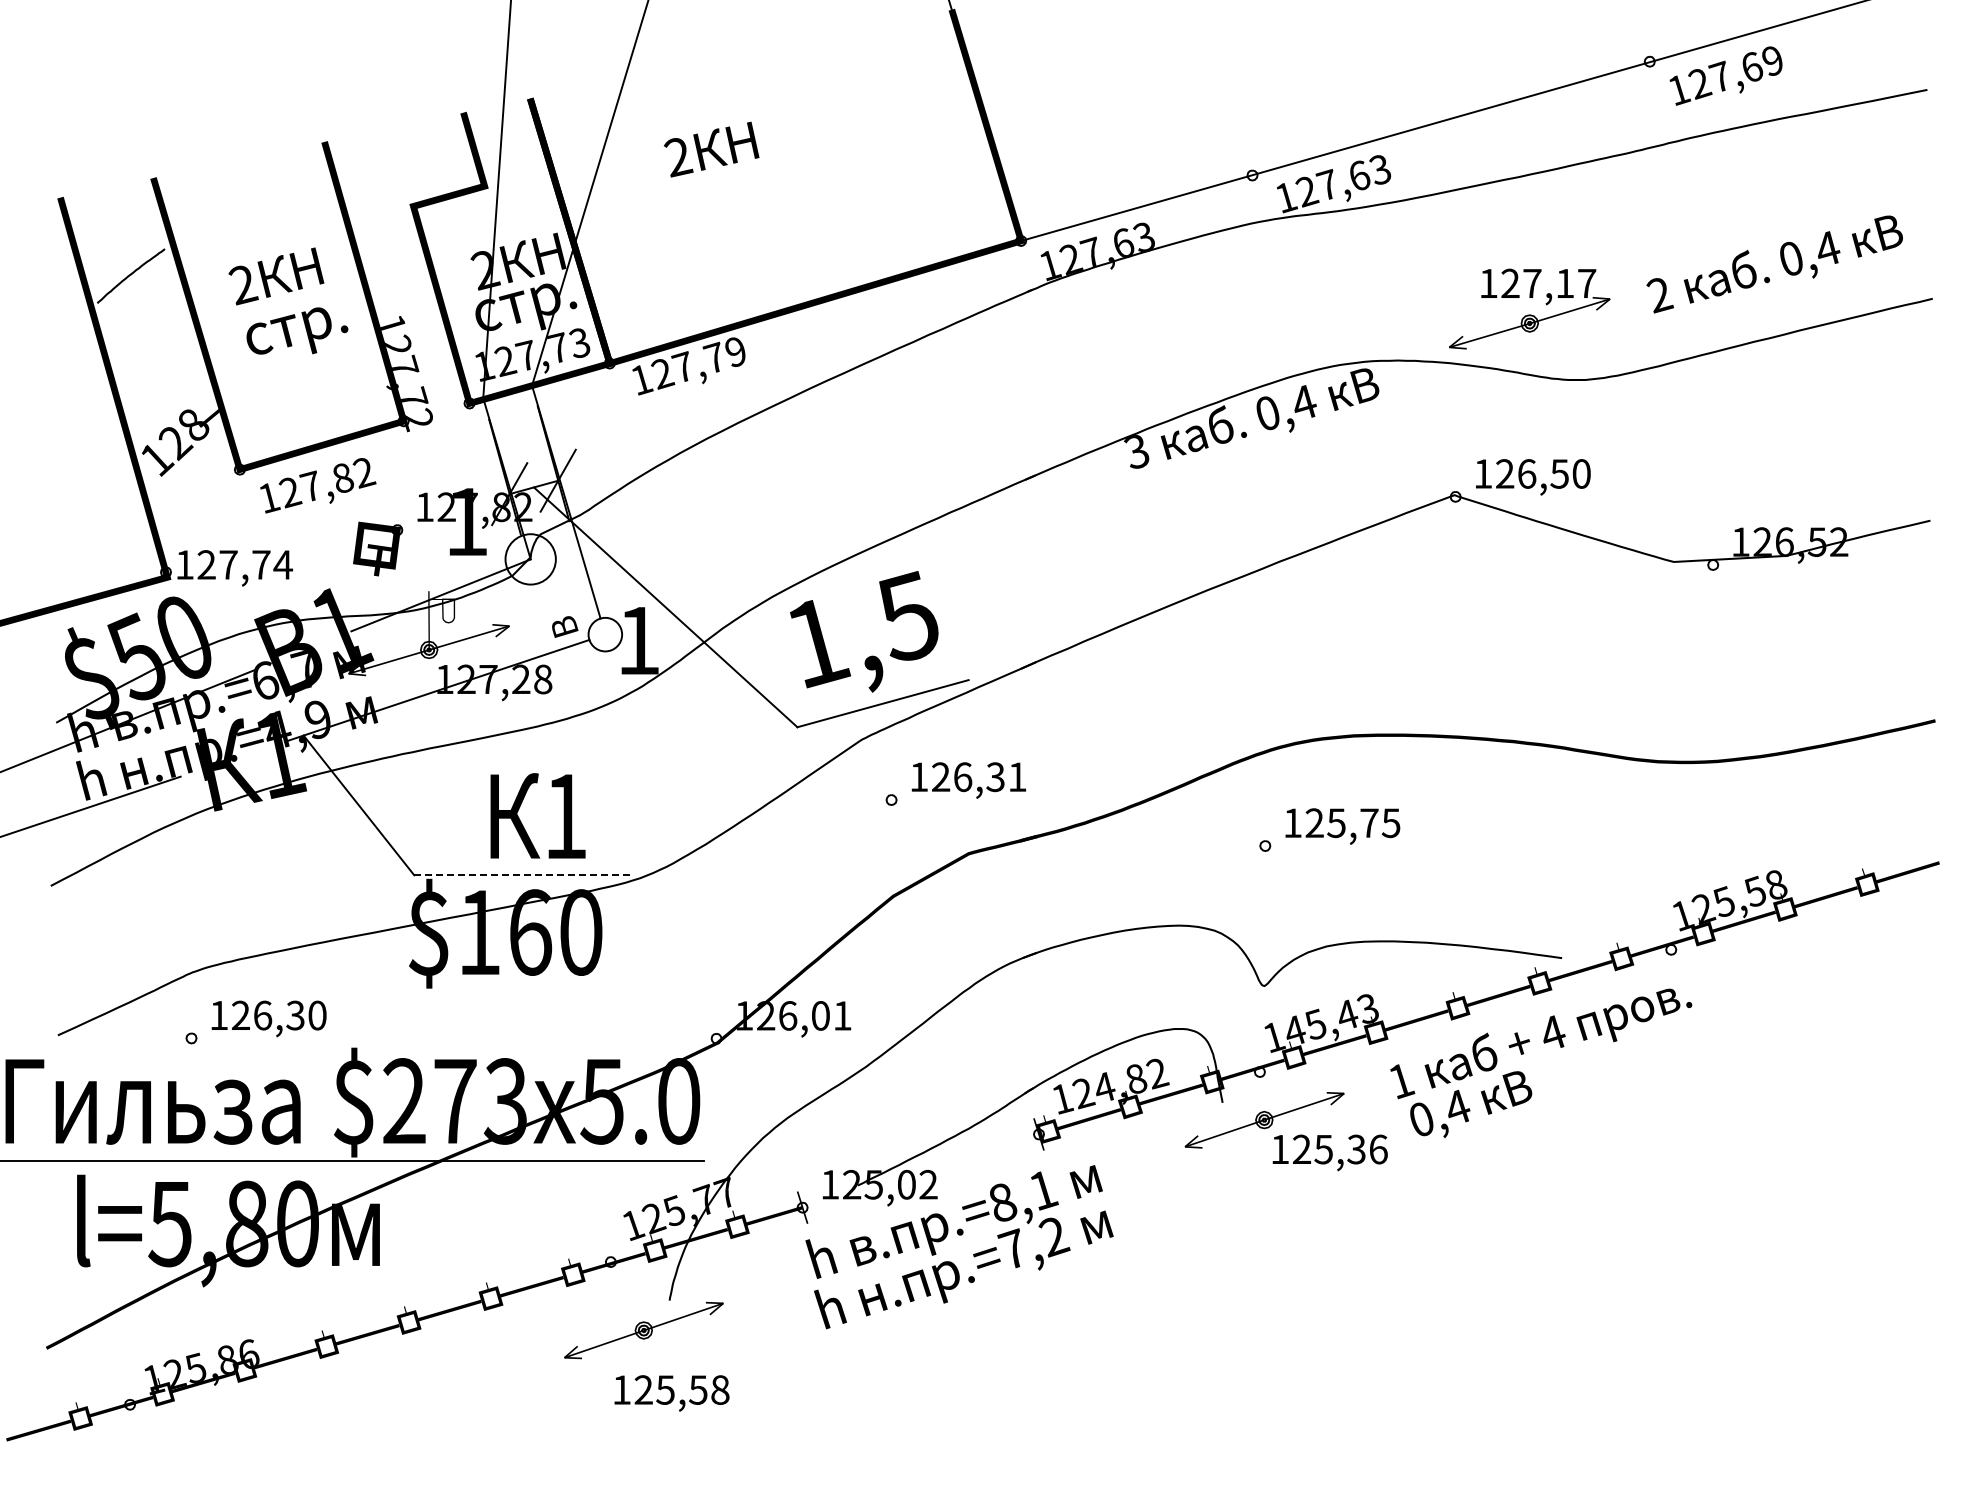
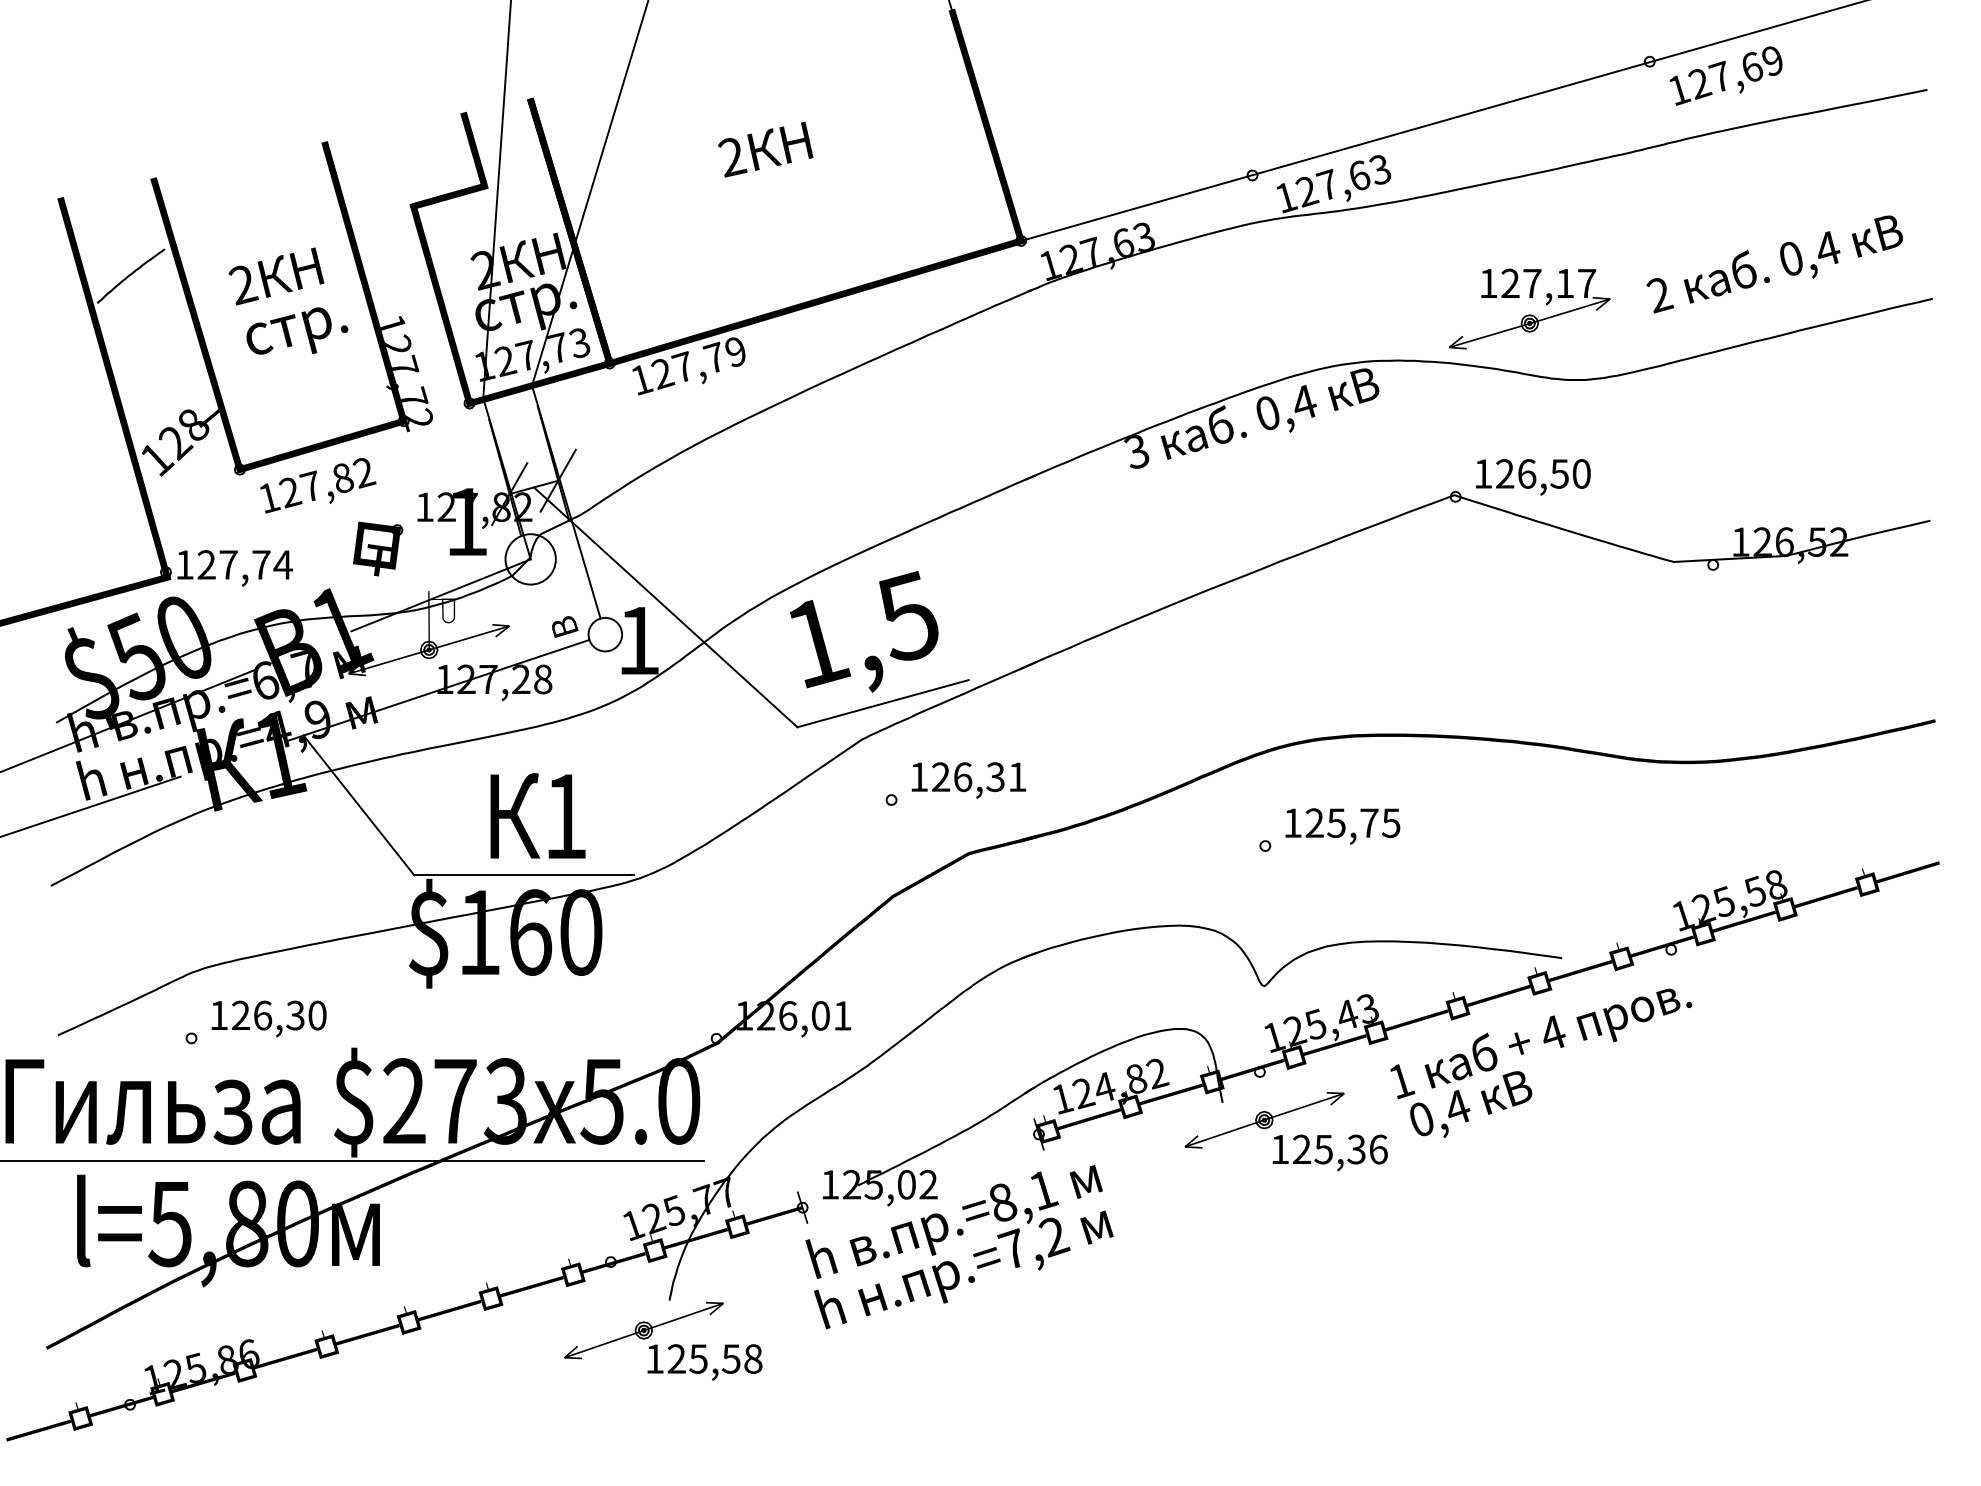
text position: (711, 149) -> (765, 149) (765, 149)
line: dashed -> solid (524, 875)
text: 145,43 -> 125,43 (1295, 1031)
text position: (671, 1393) -> (704, 1362) (704, 1362)
